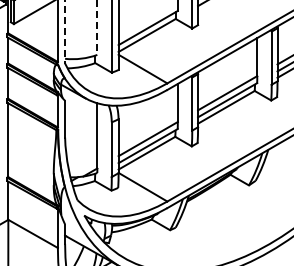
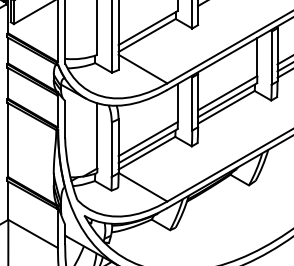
line: dashed -> solid (97, 28)
line: dashed -> solid (65, 32)
